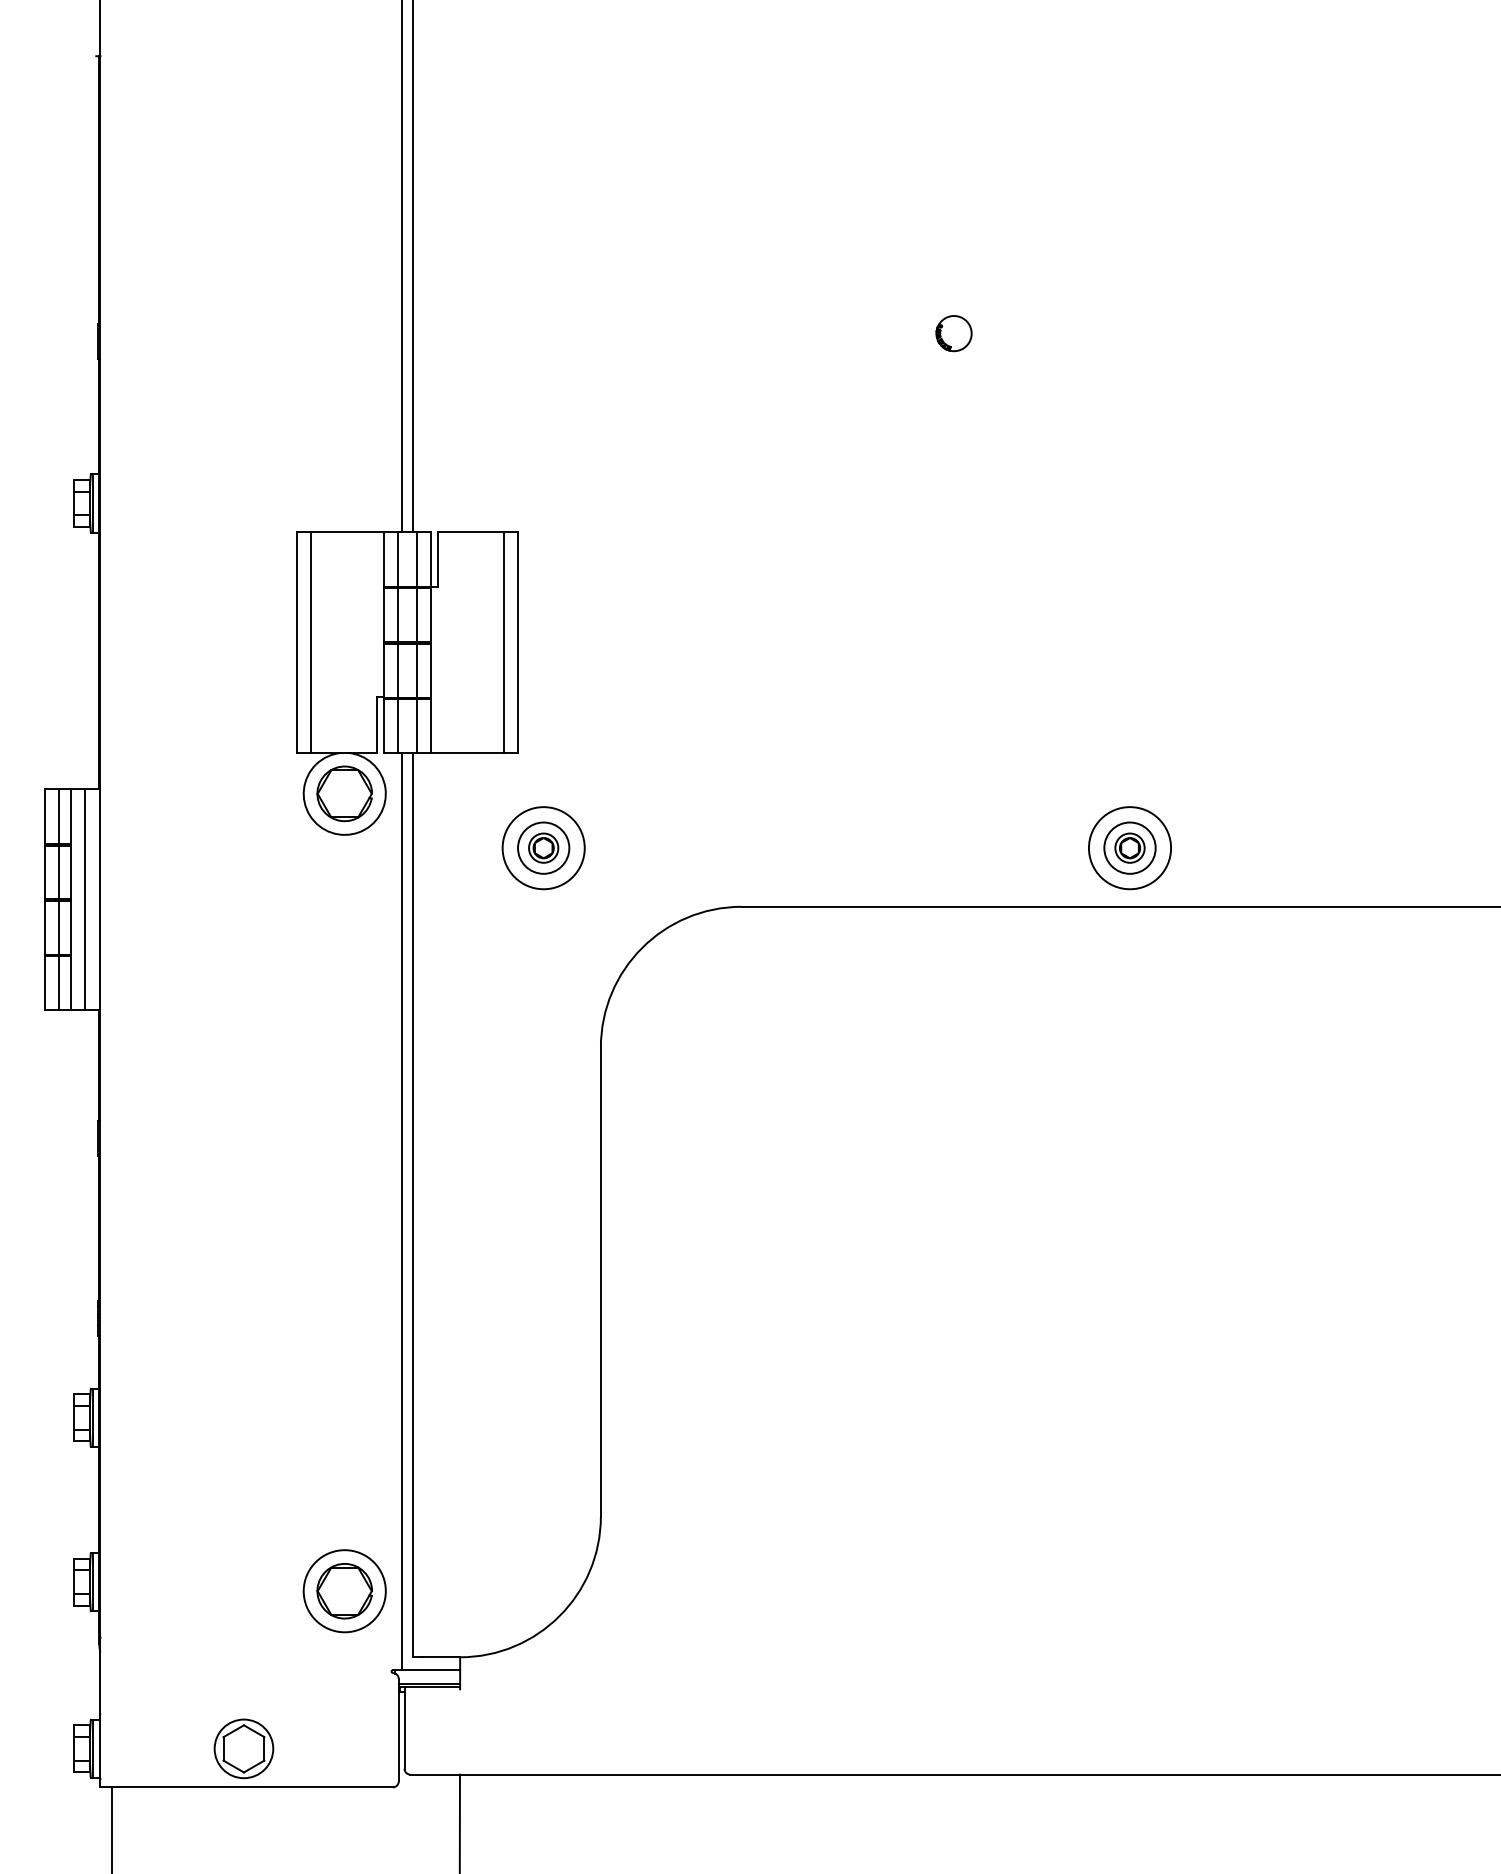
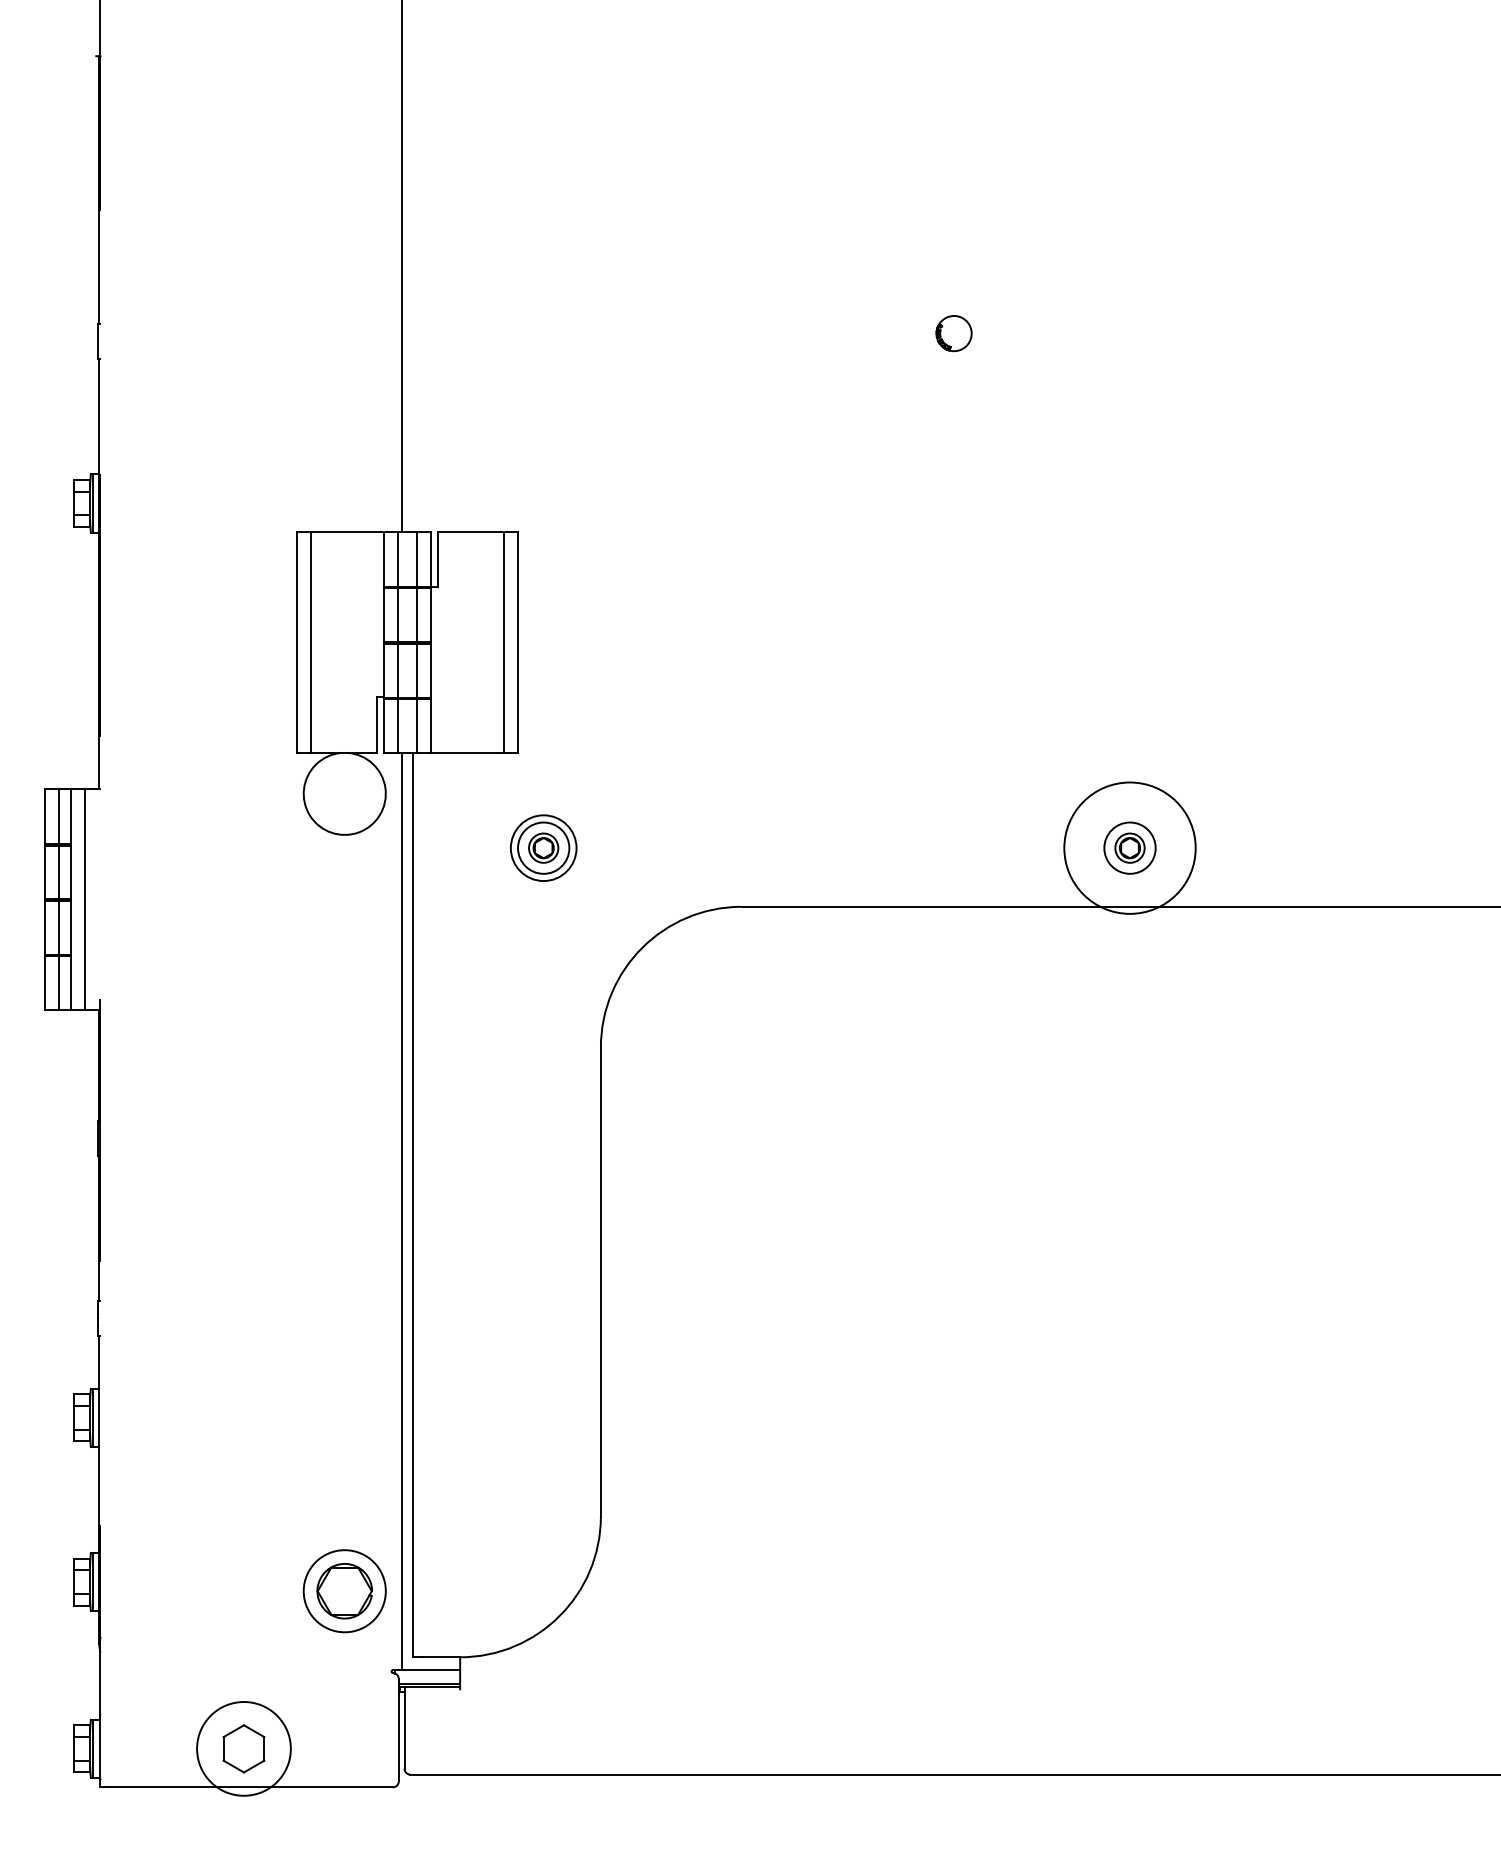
line: present -> none (413, 266)
part: present -> none (344, 793)
circle diameter: 82 px -> 66 px (543, 848)
circle diameter: 82 px -> 131 px (1129, 847)
line: solid -> dashed (100, 893)
circle diameter: 59 px -> 94 px (243, 1748)
line: present -> none (459, 1822)
line: present -> none (111, 1828)
